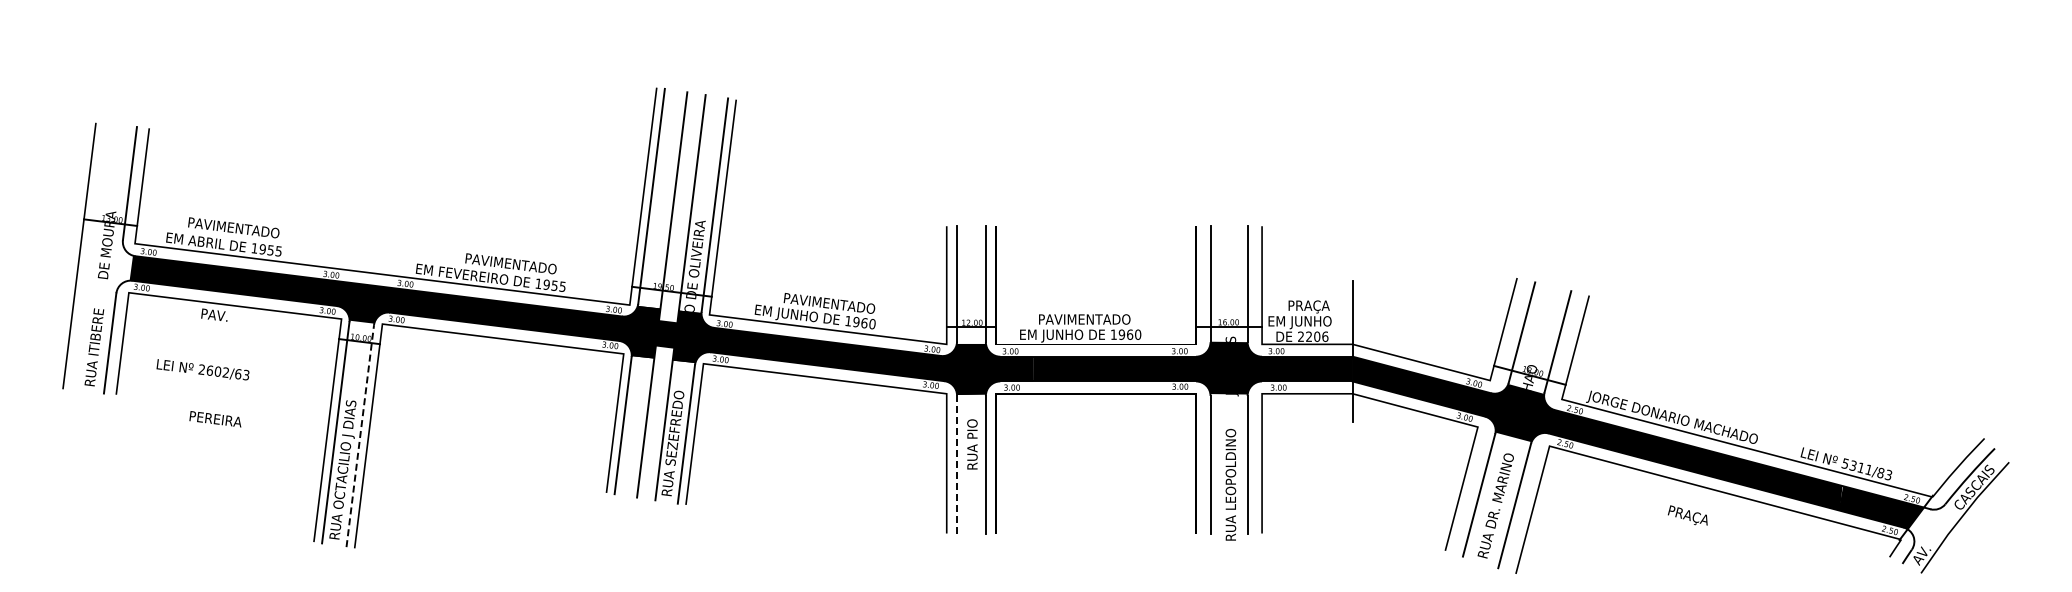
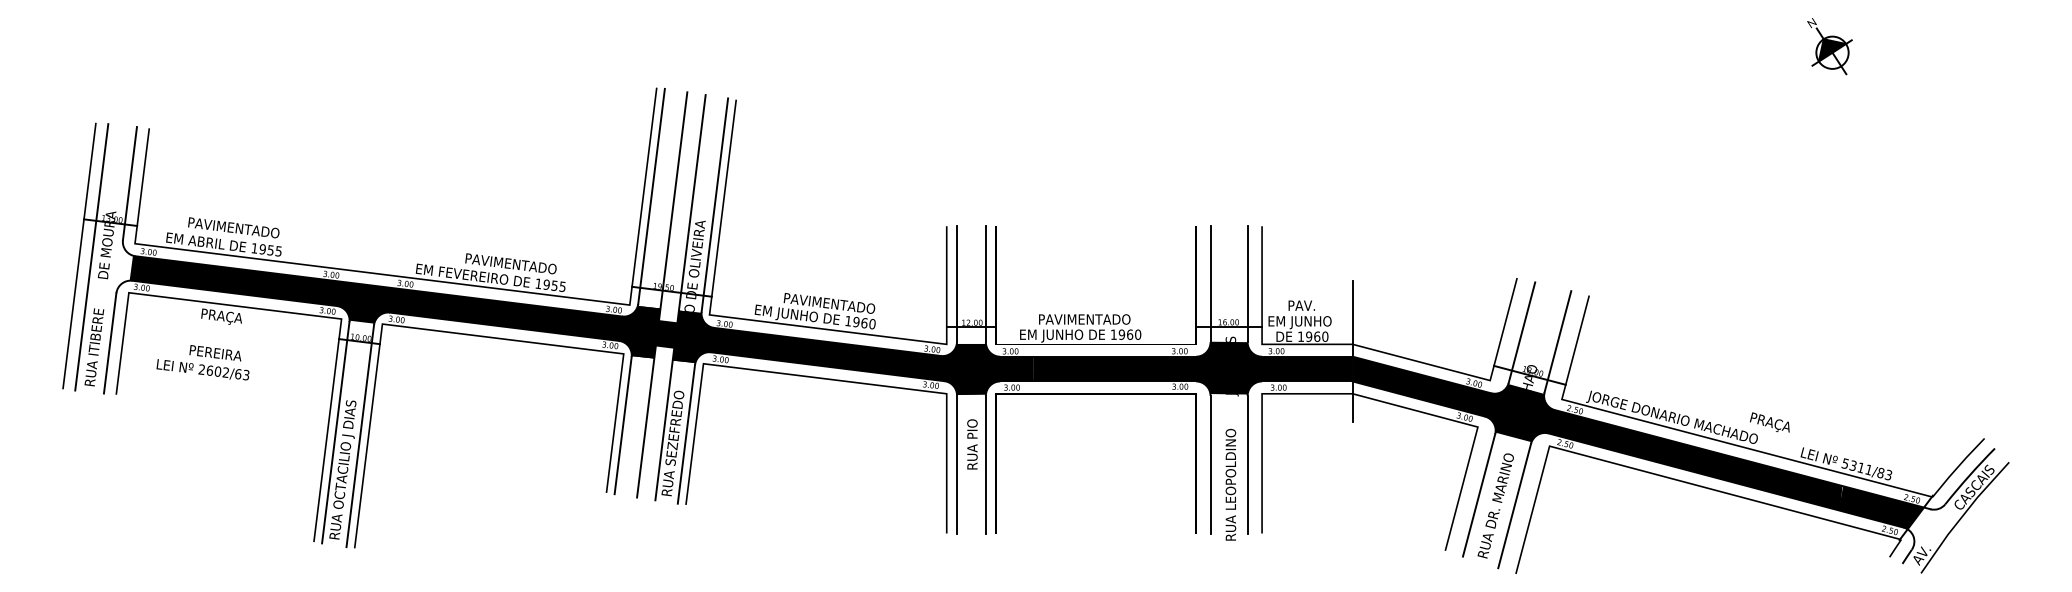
part: none -> present (1829, 46)
line: none -> present (91, 257)
text: PRAÇA -> PAV. (1312, 306)
text: PAV. -> PRAÇA (224, 316)
text: 2206 -> 1960 (1313, 336)
text position: (215, 419) -> (215, 353) (215, 353)
line: dashed -> solid (360, 436)
line: dashed -> solid (957, 463)
text position: (1687, 515) -> (1769, 422) (1769, 422)
